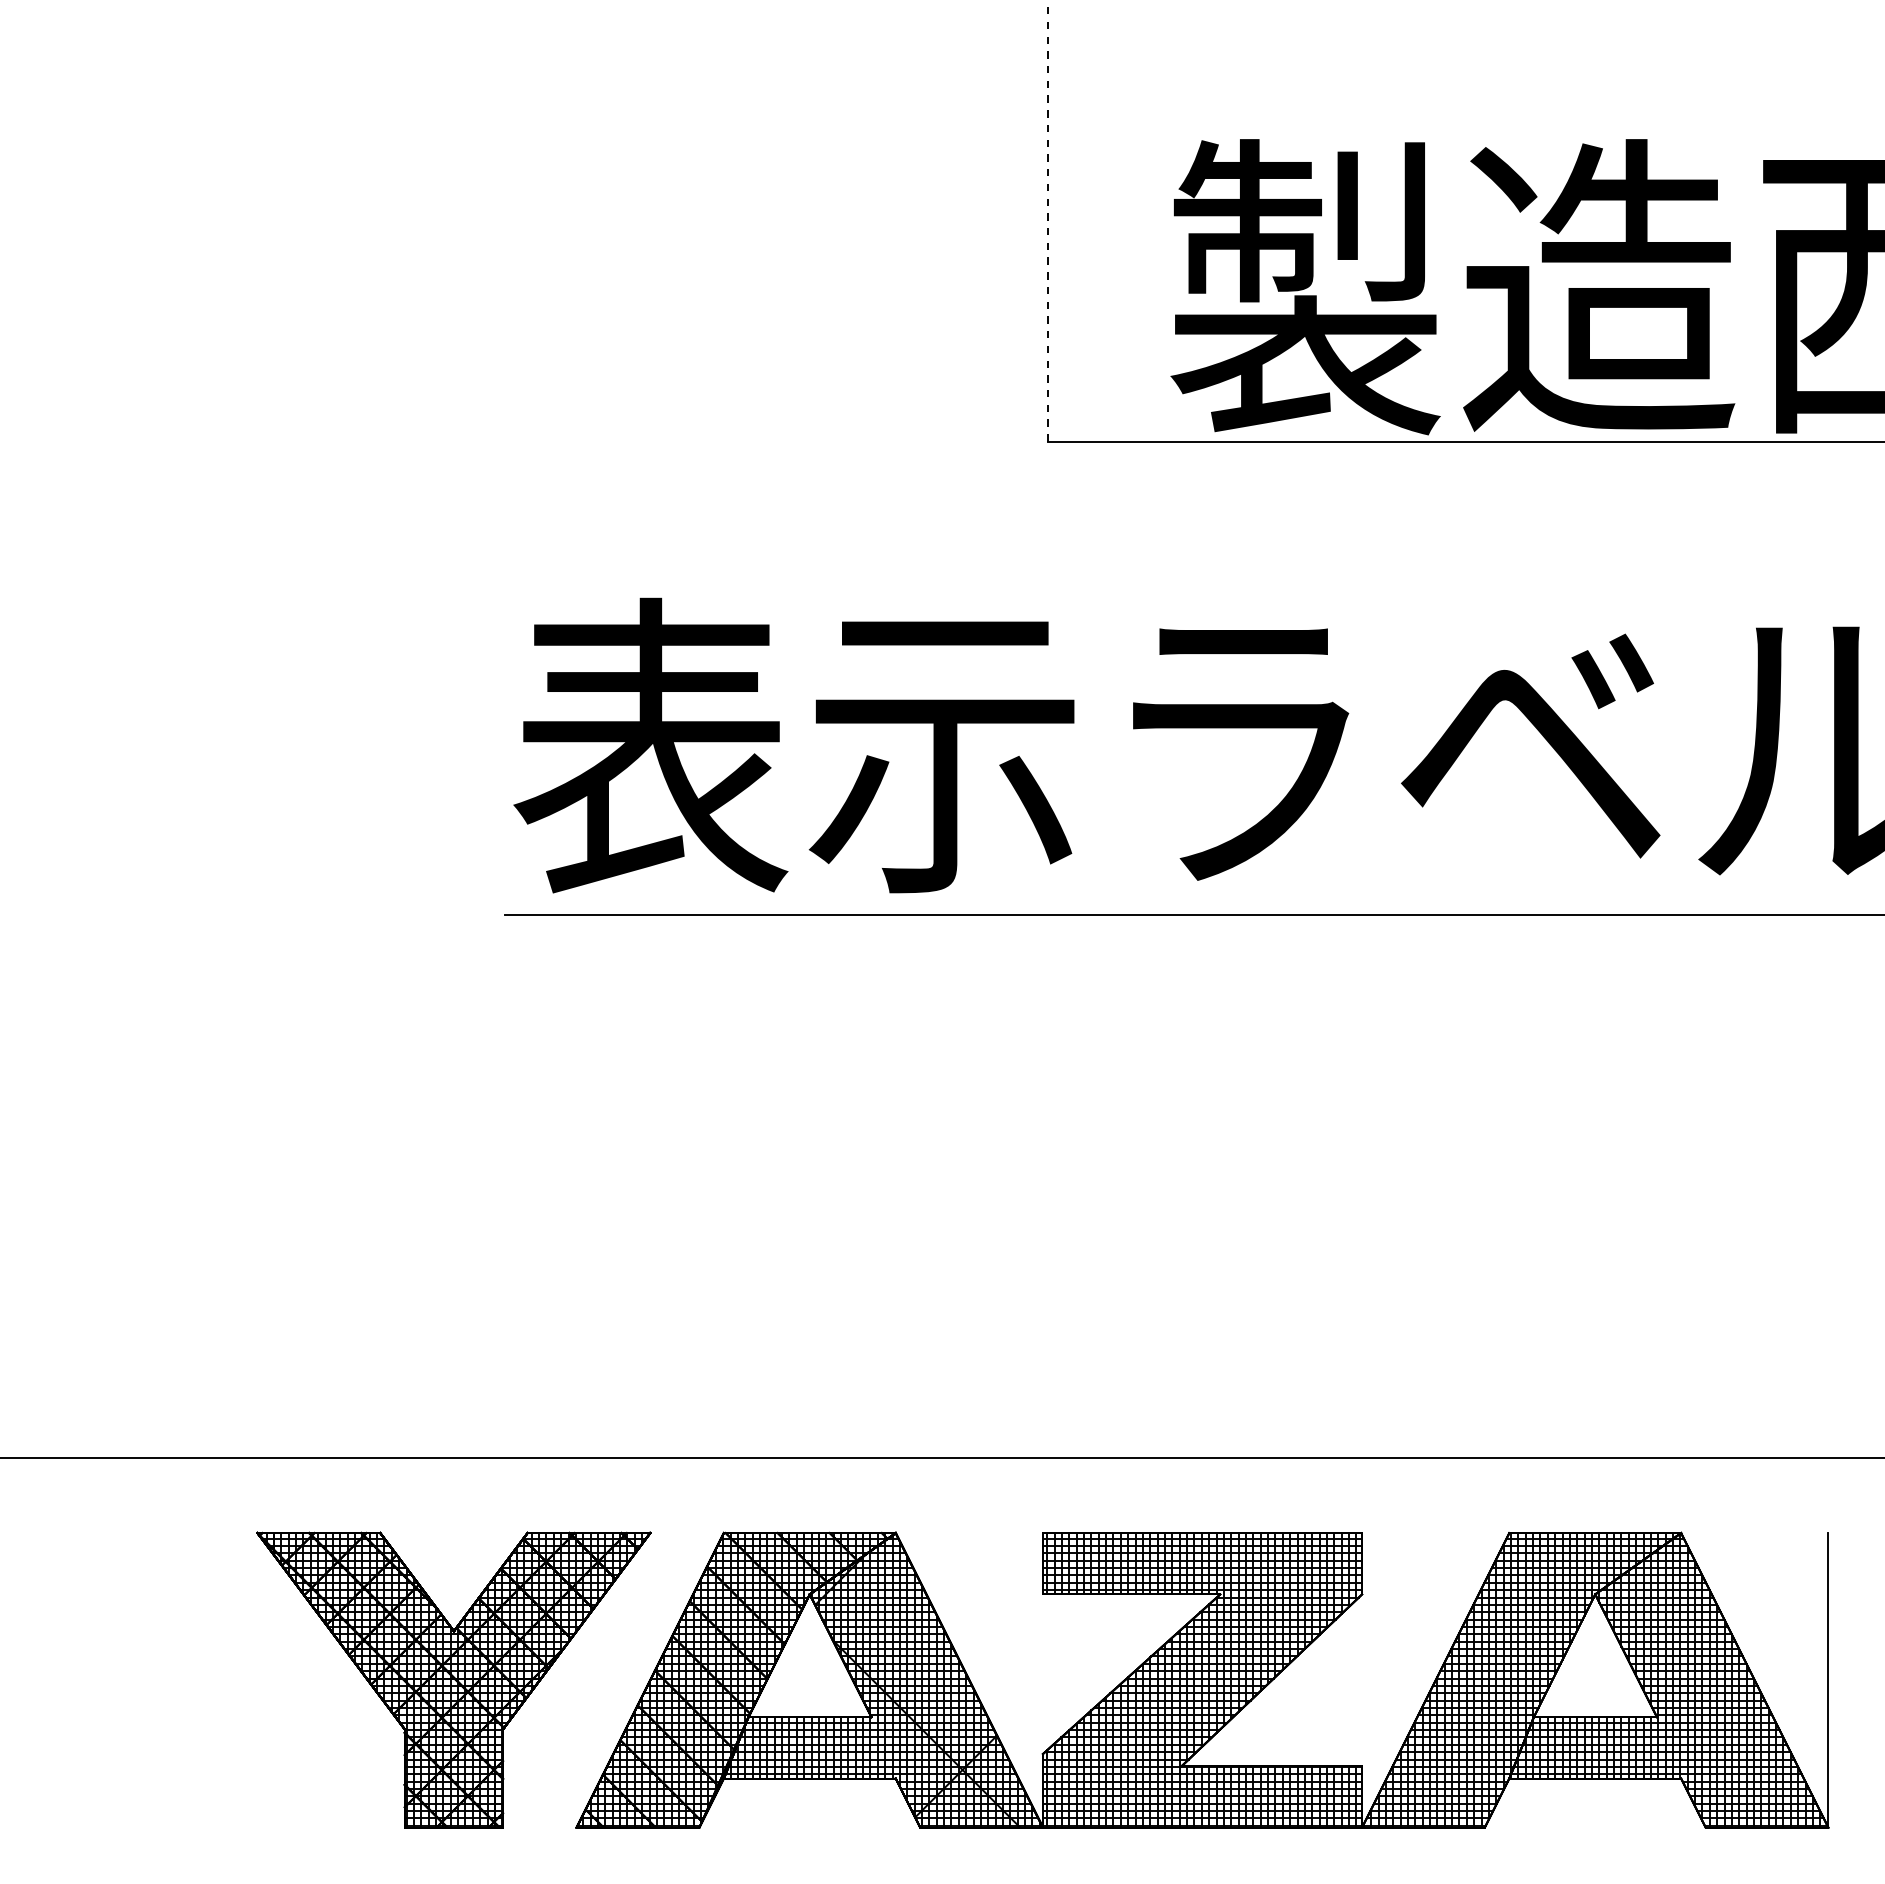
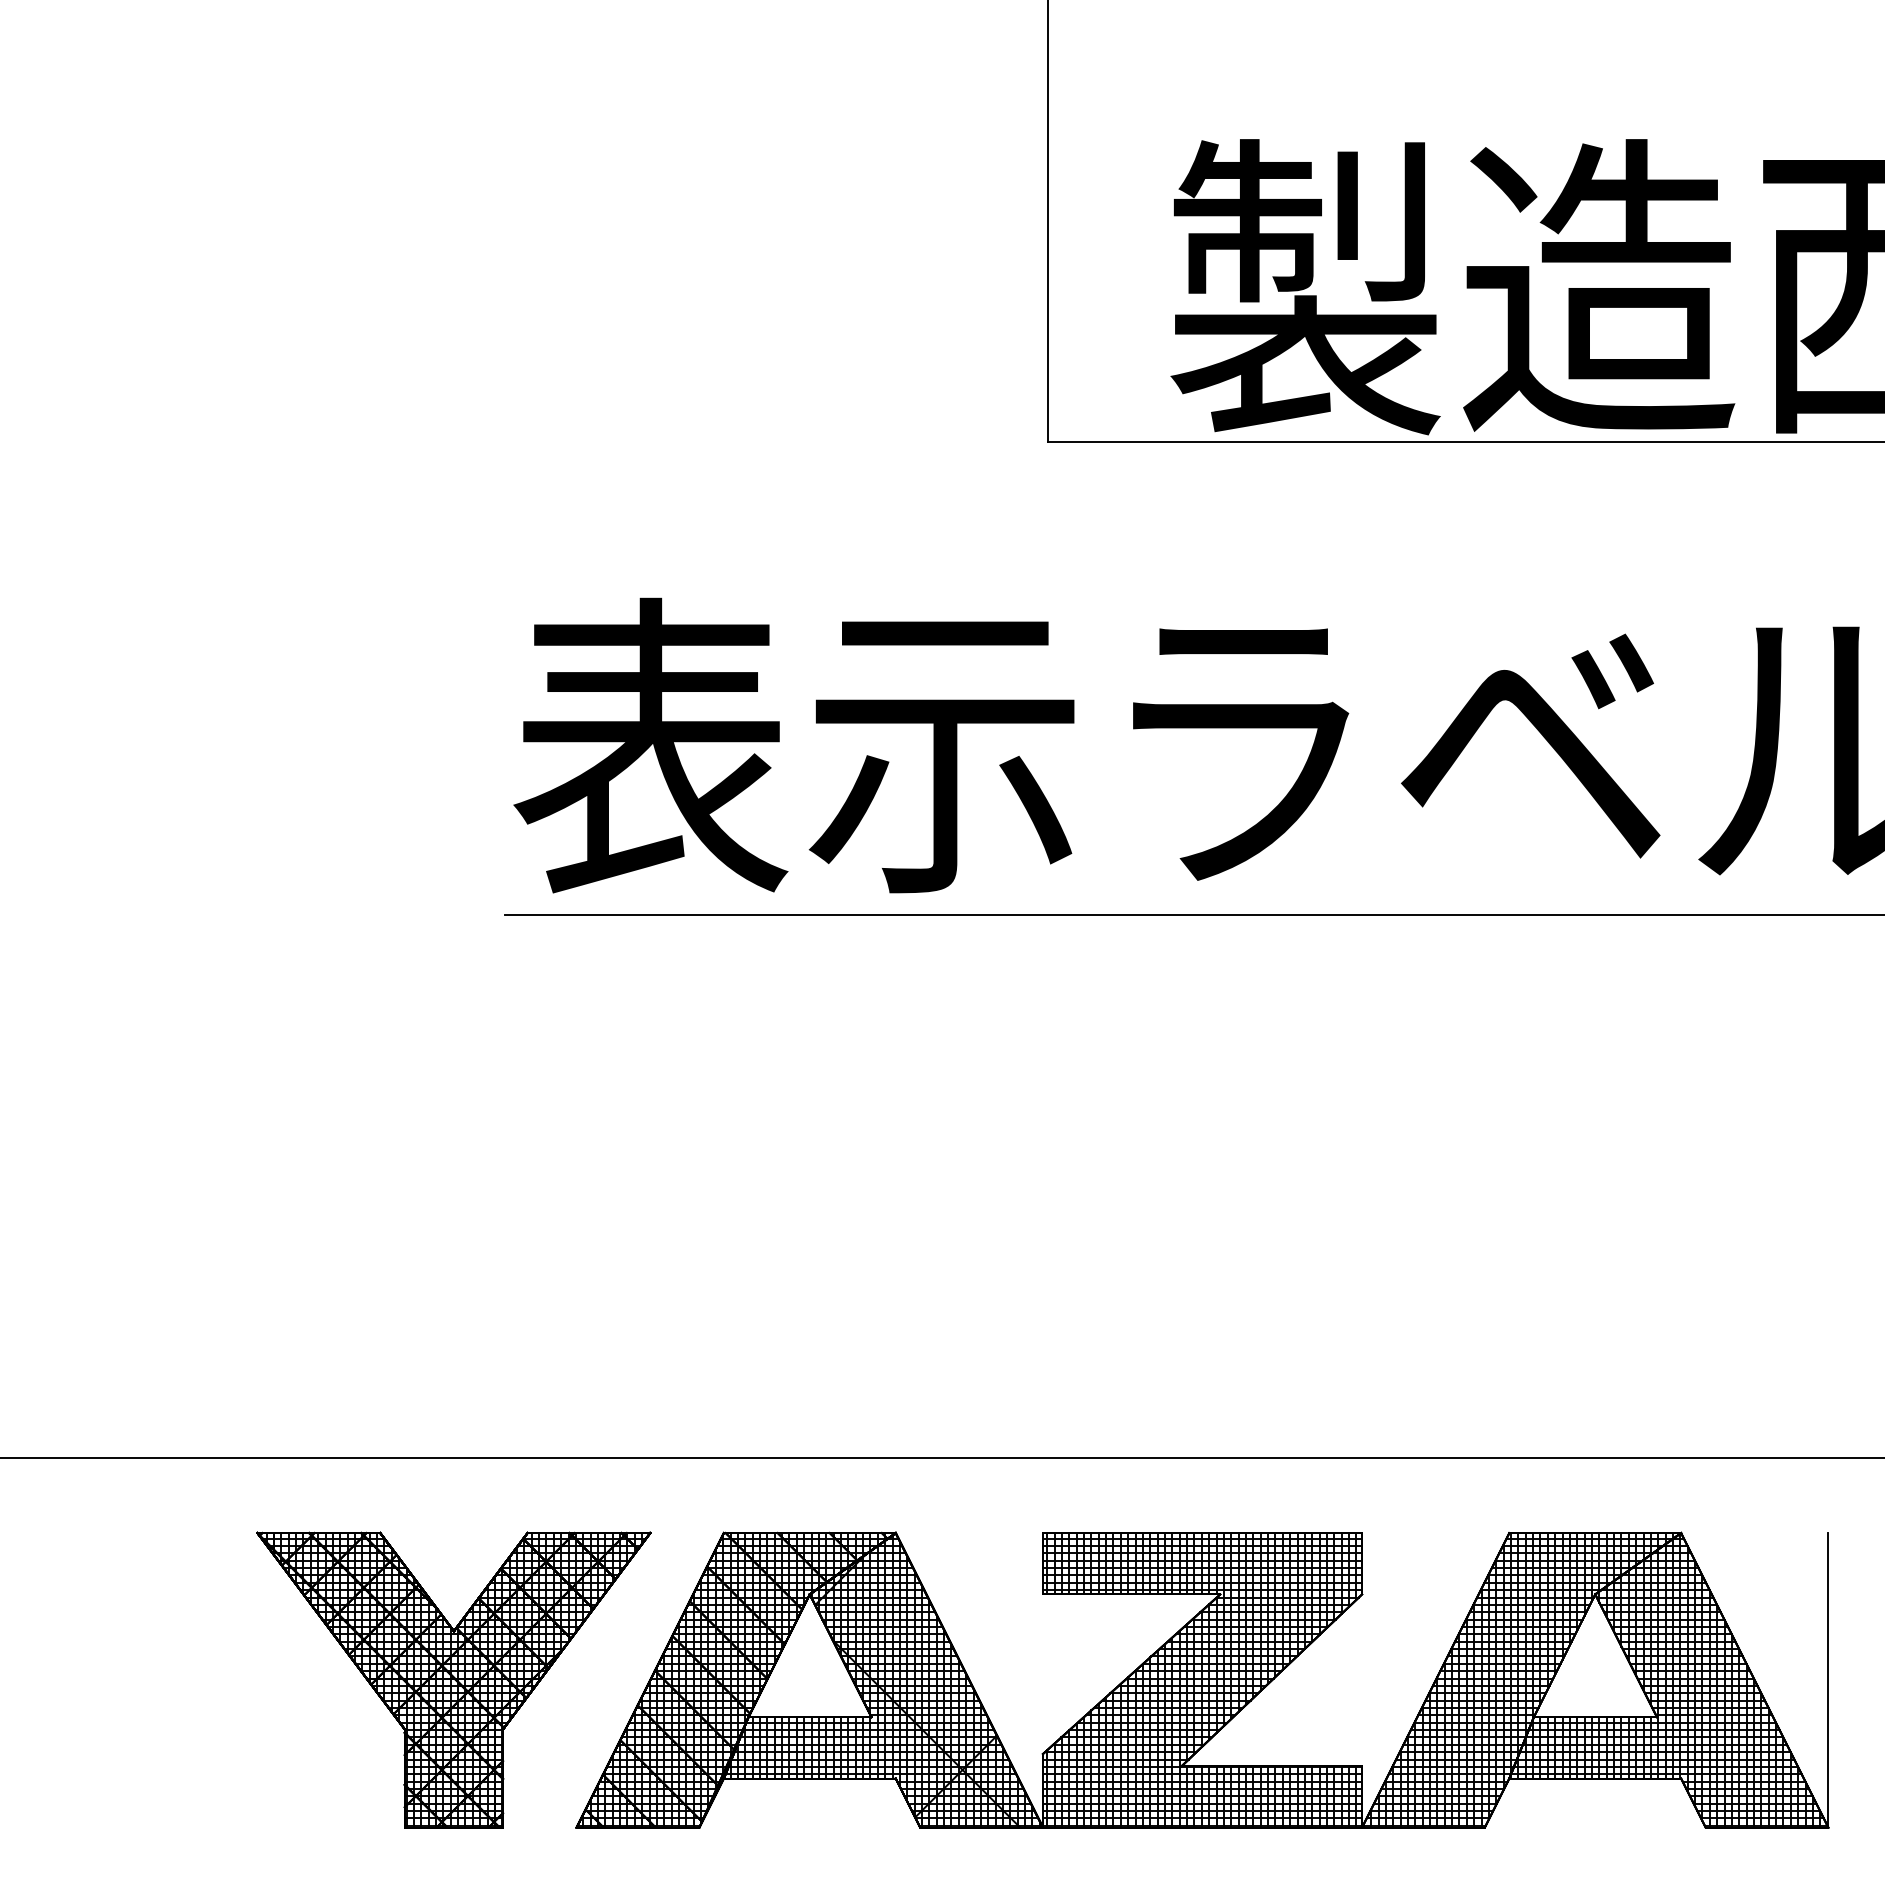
line: dashed -> solid (1048, 220)
